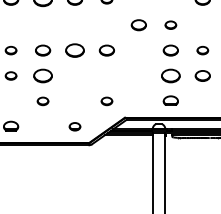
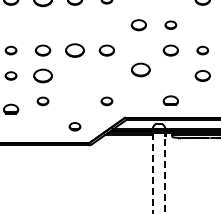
part position: (170, 75) -> (140, 69) (140, 69)
part position: (11, 125) -> (11, 108) (11, 108)
line: solid -> dashed (165, 173)
line: solid -> dashed (152, 174)
